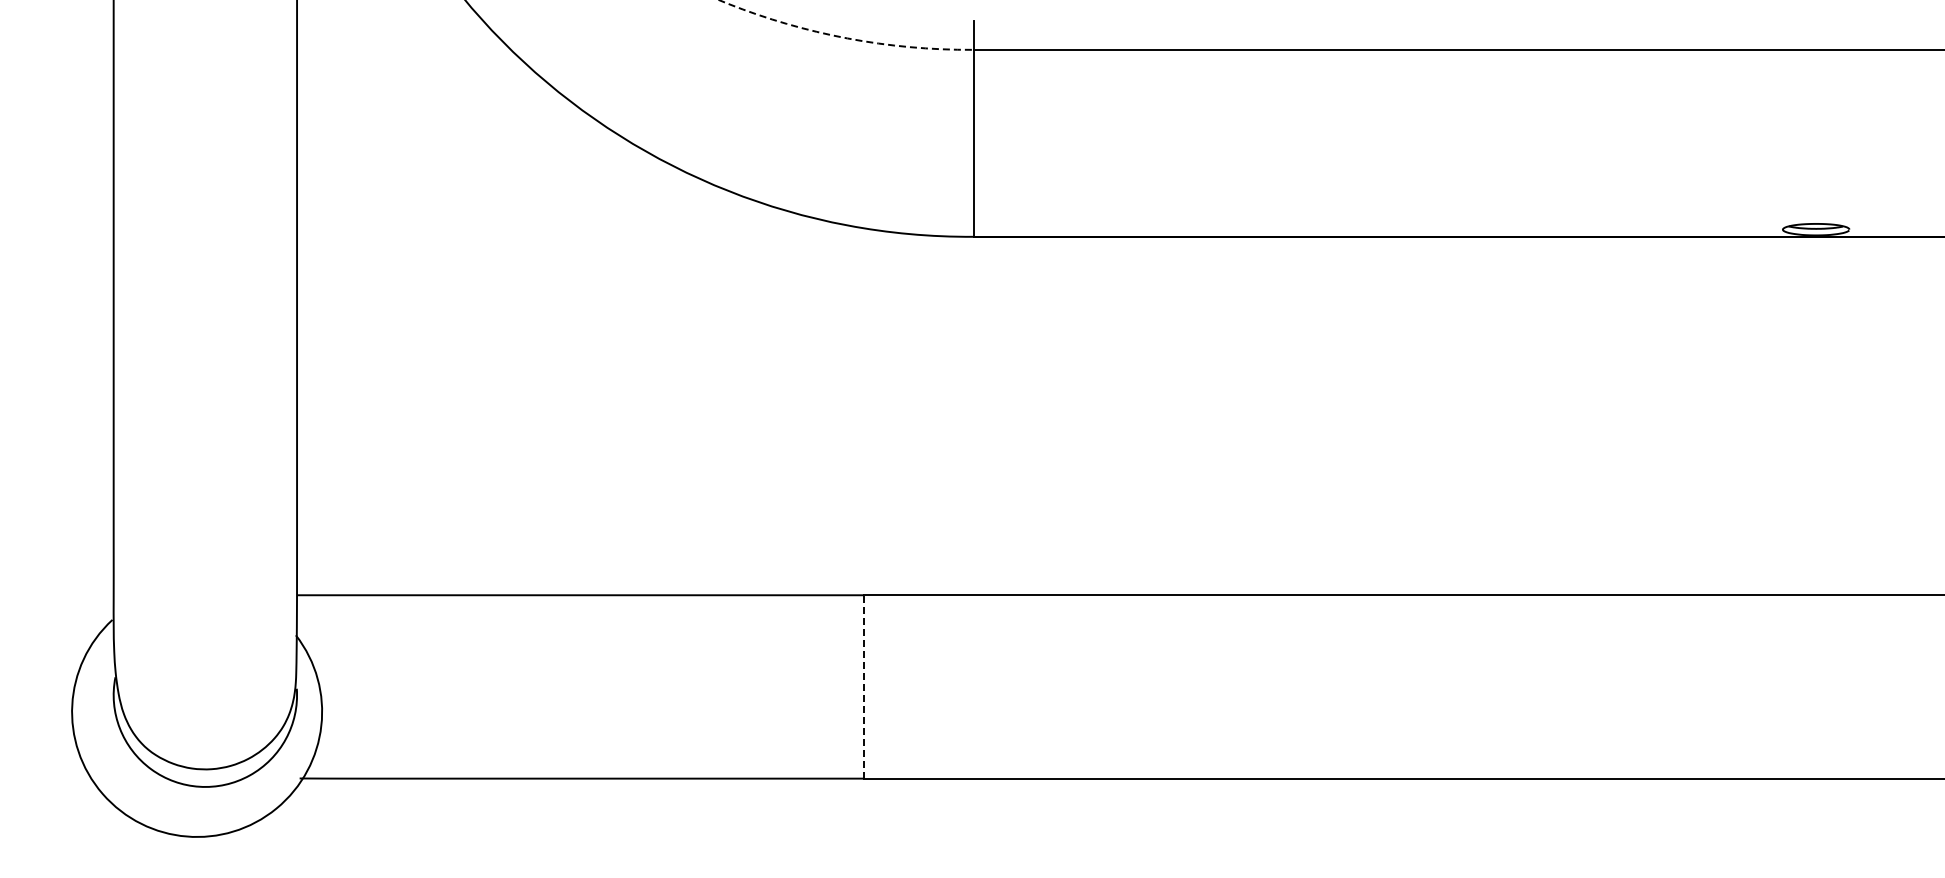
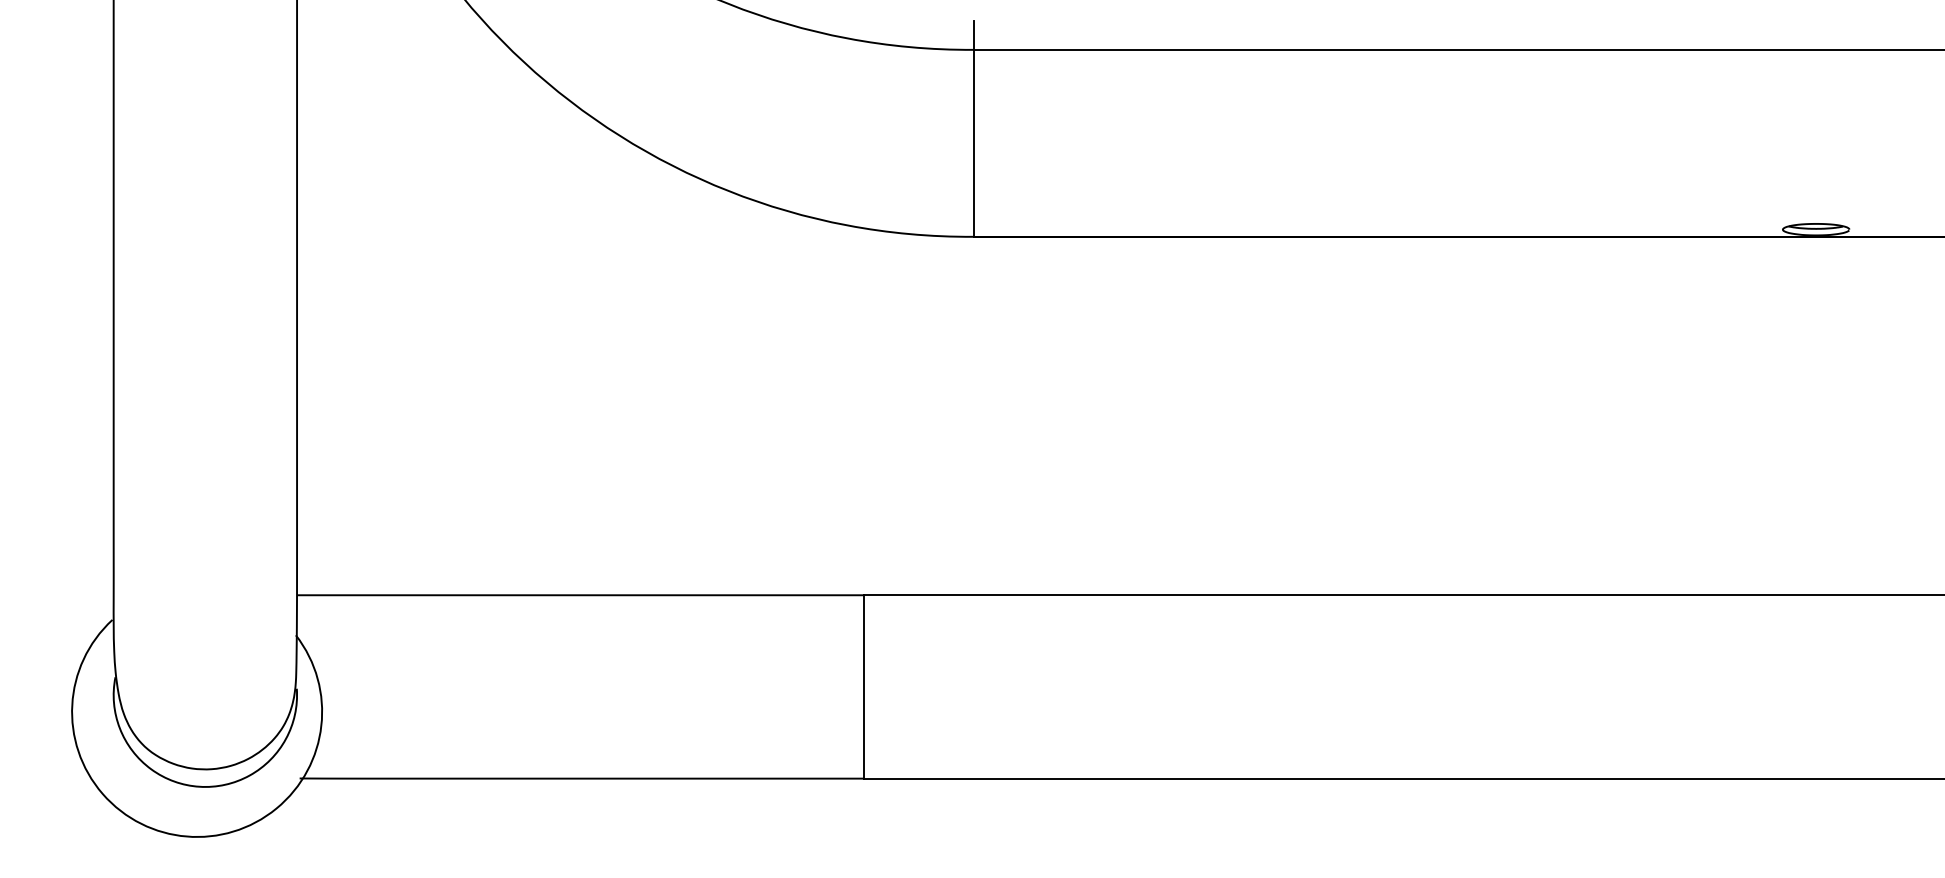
arc: dashed -> solid (843, 37)
line: dashed -> solid (863, 686)
